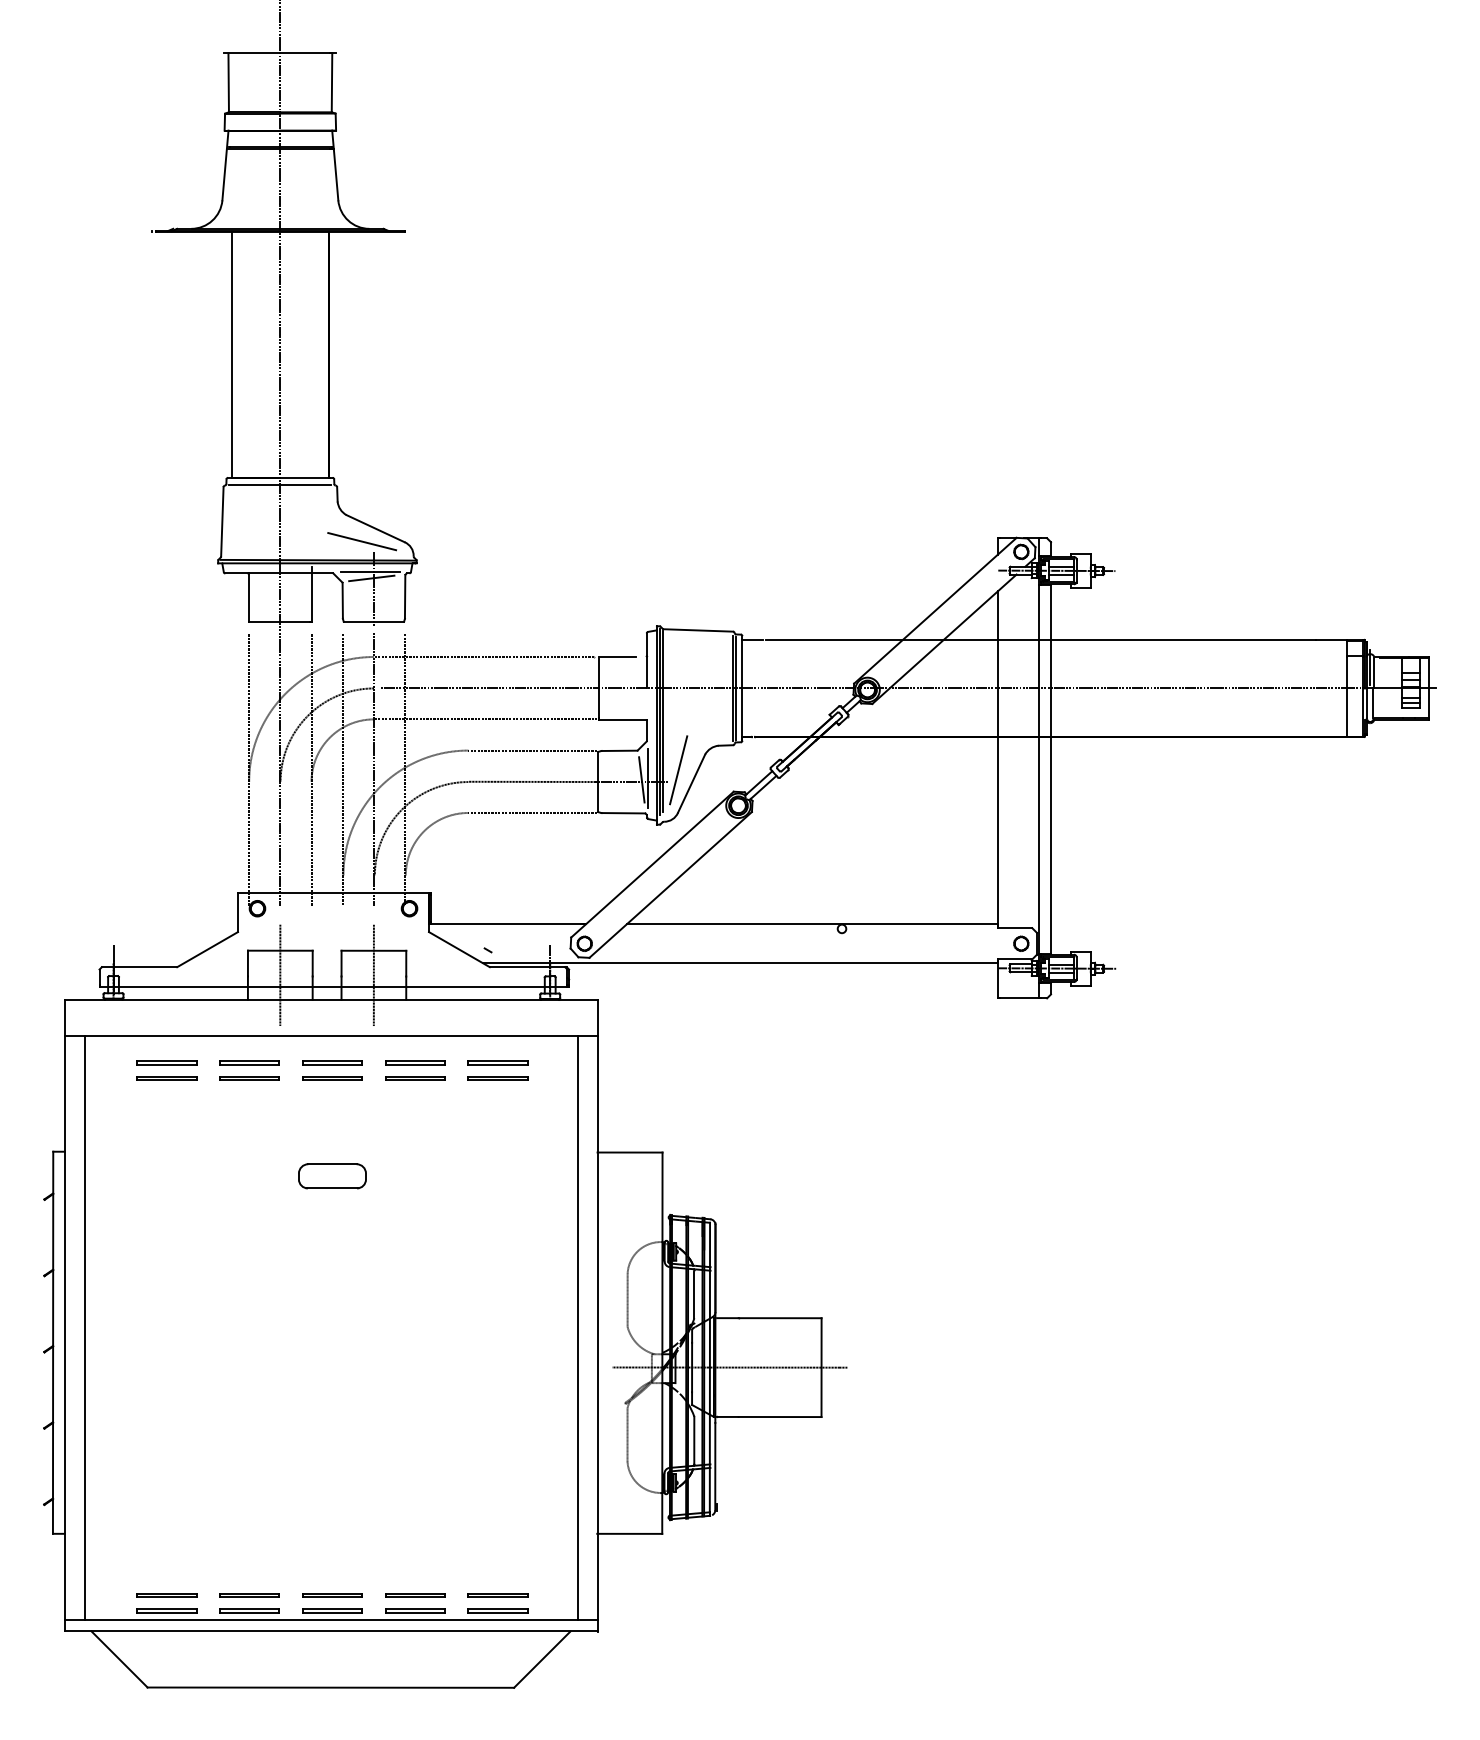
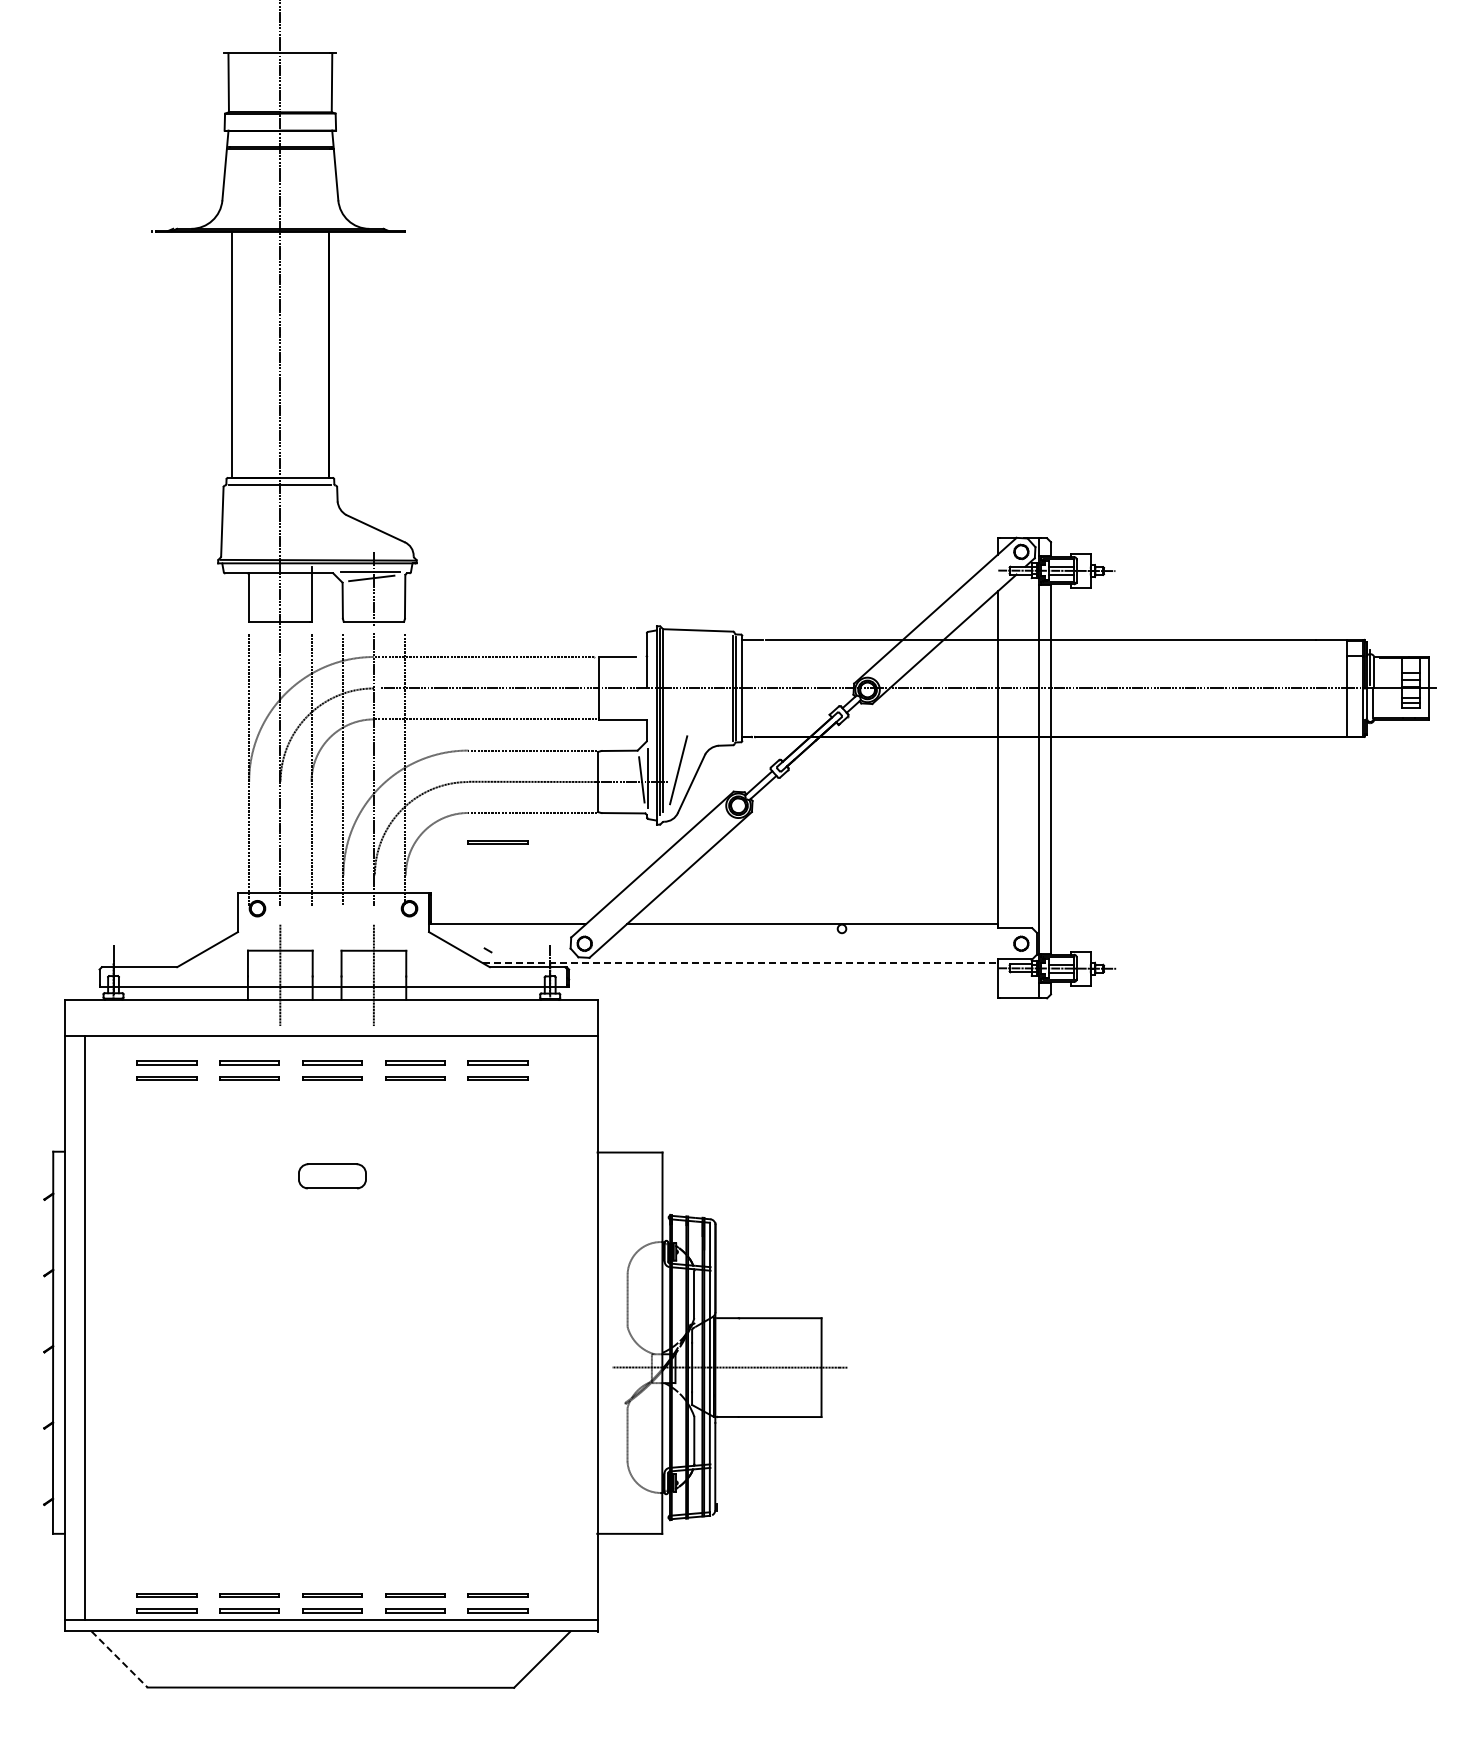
line: present -> none (362, 541)
line: none -> present (497, 841)
line: solid -> dashed (741, 963)
line: present -> none (578, 1327)
line: solid -> dashed (119, 1659)
